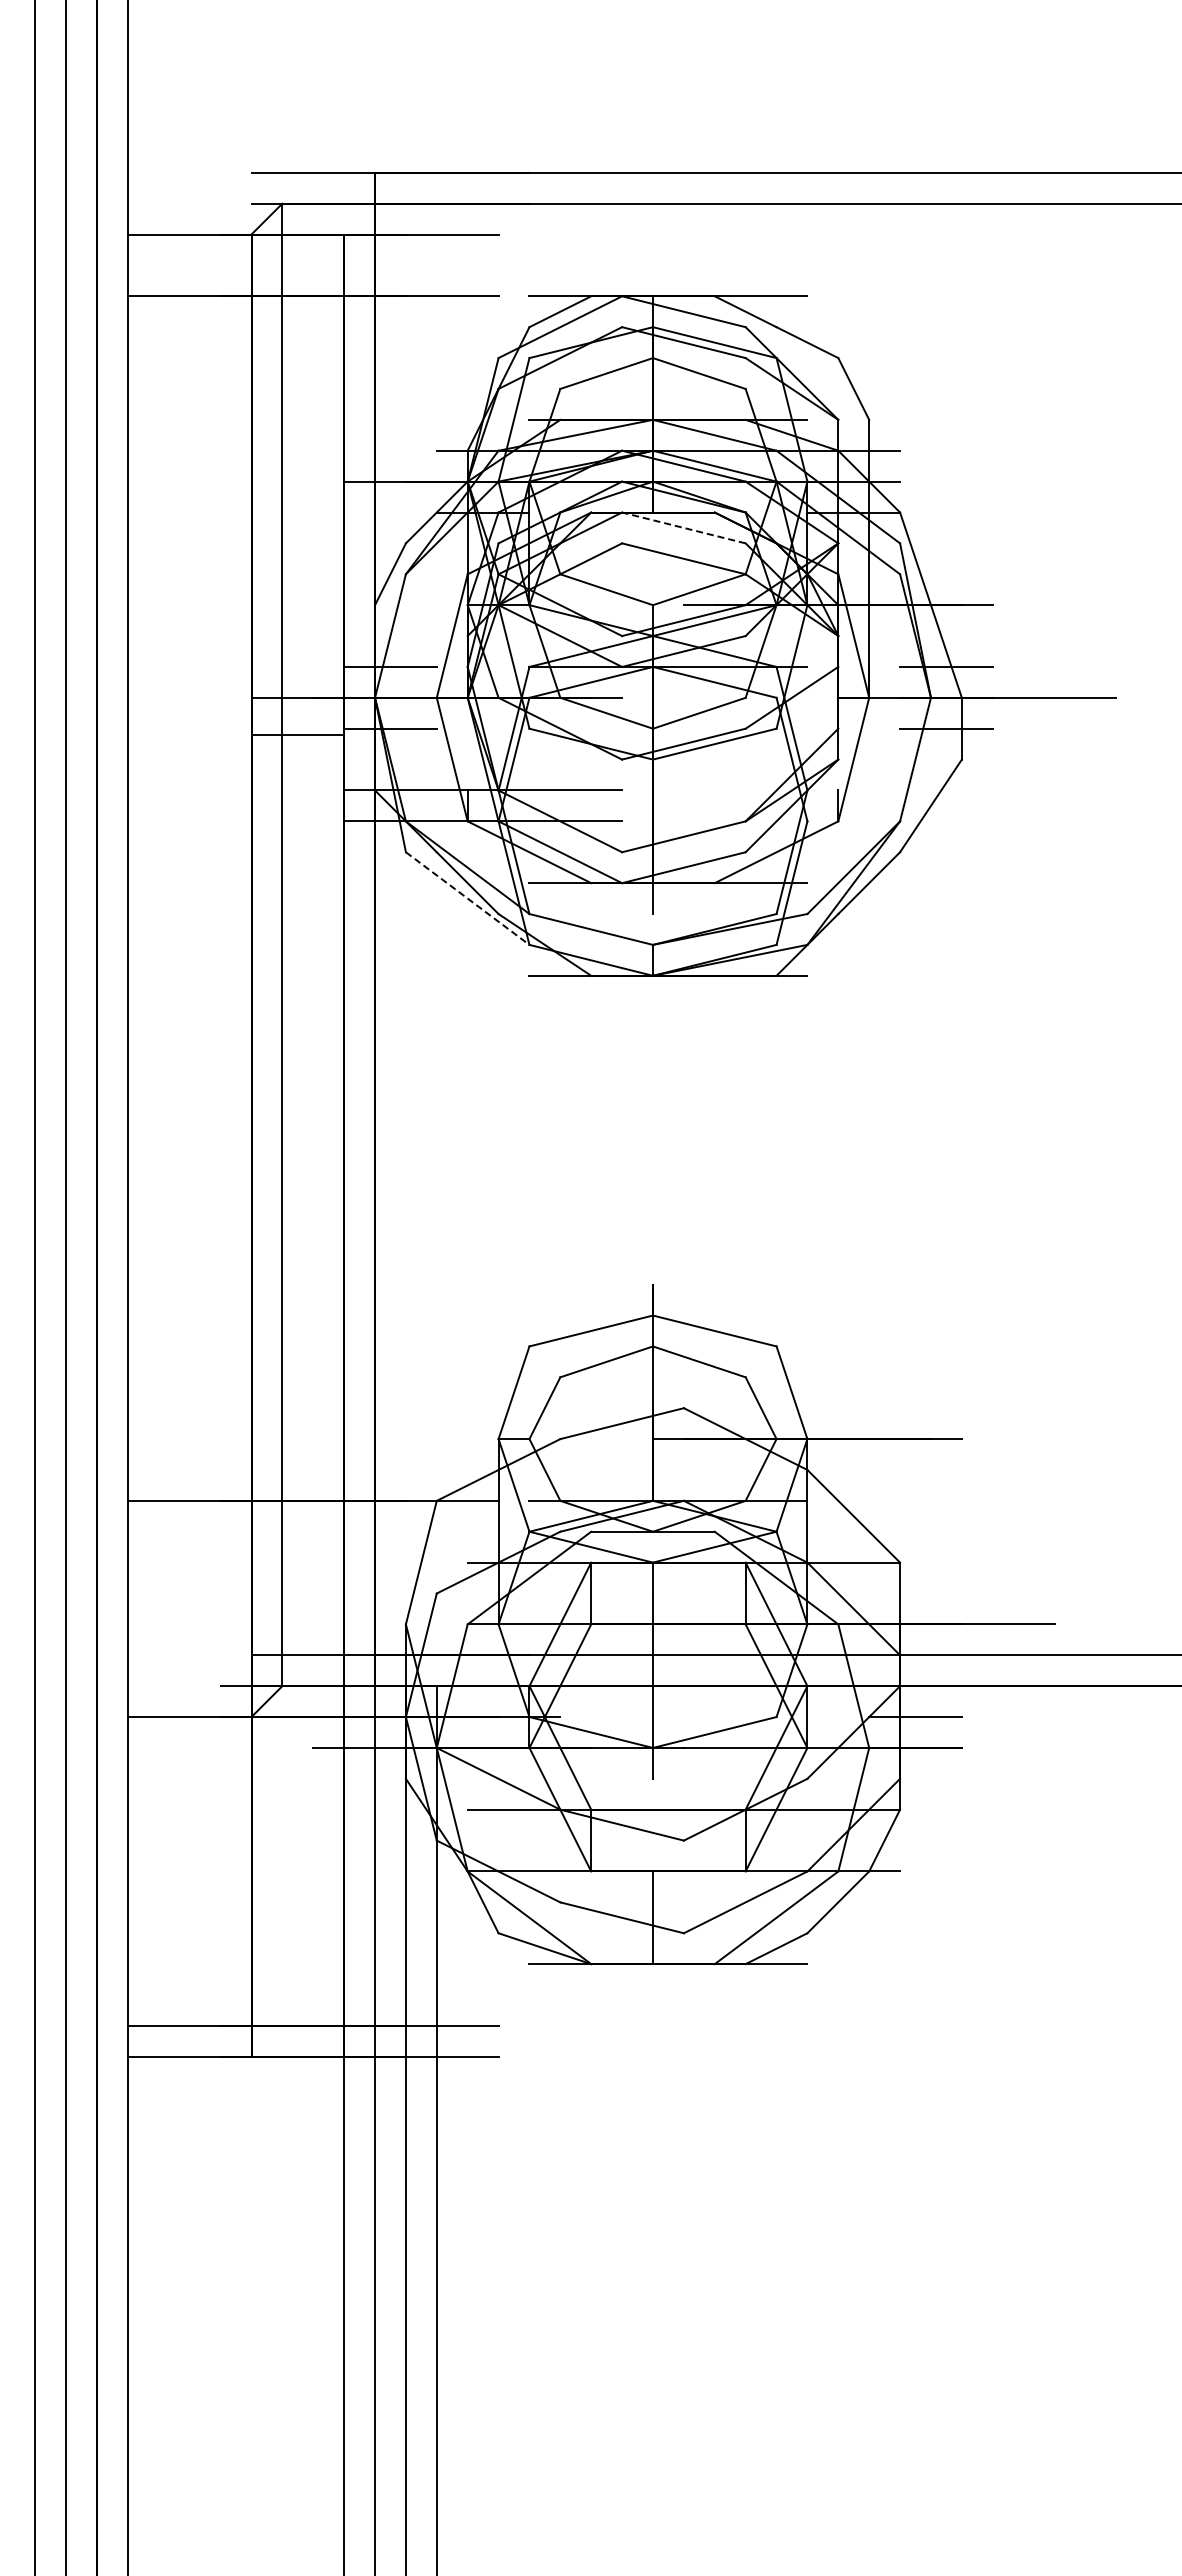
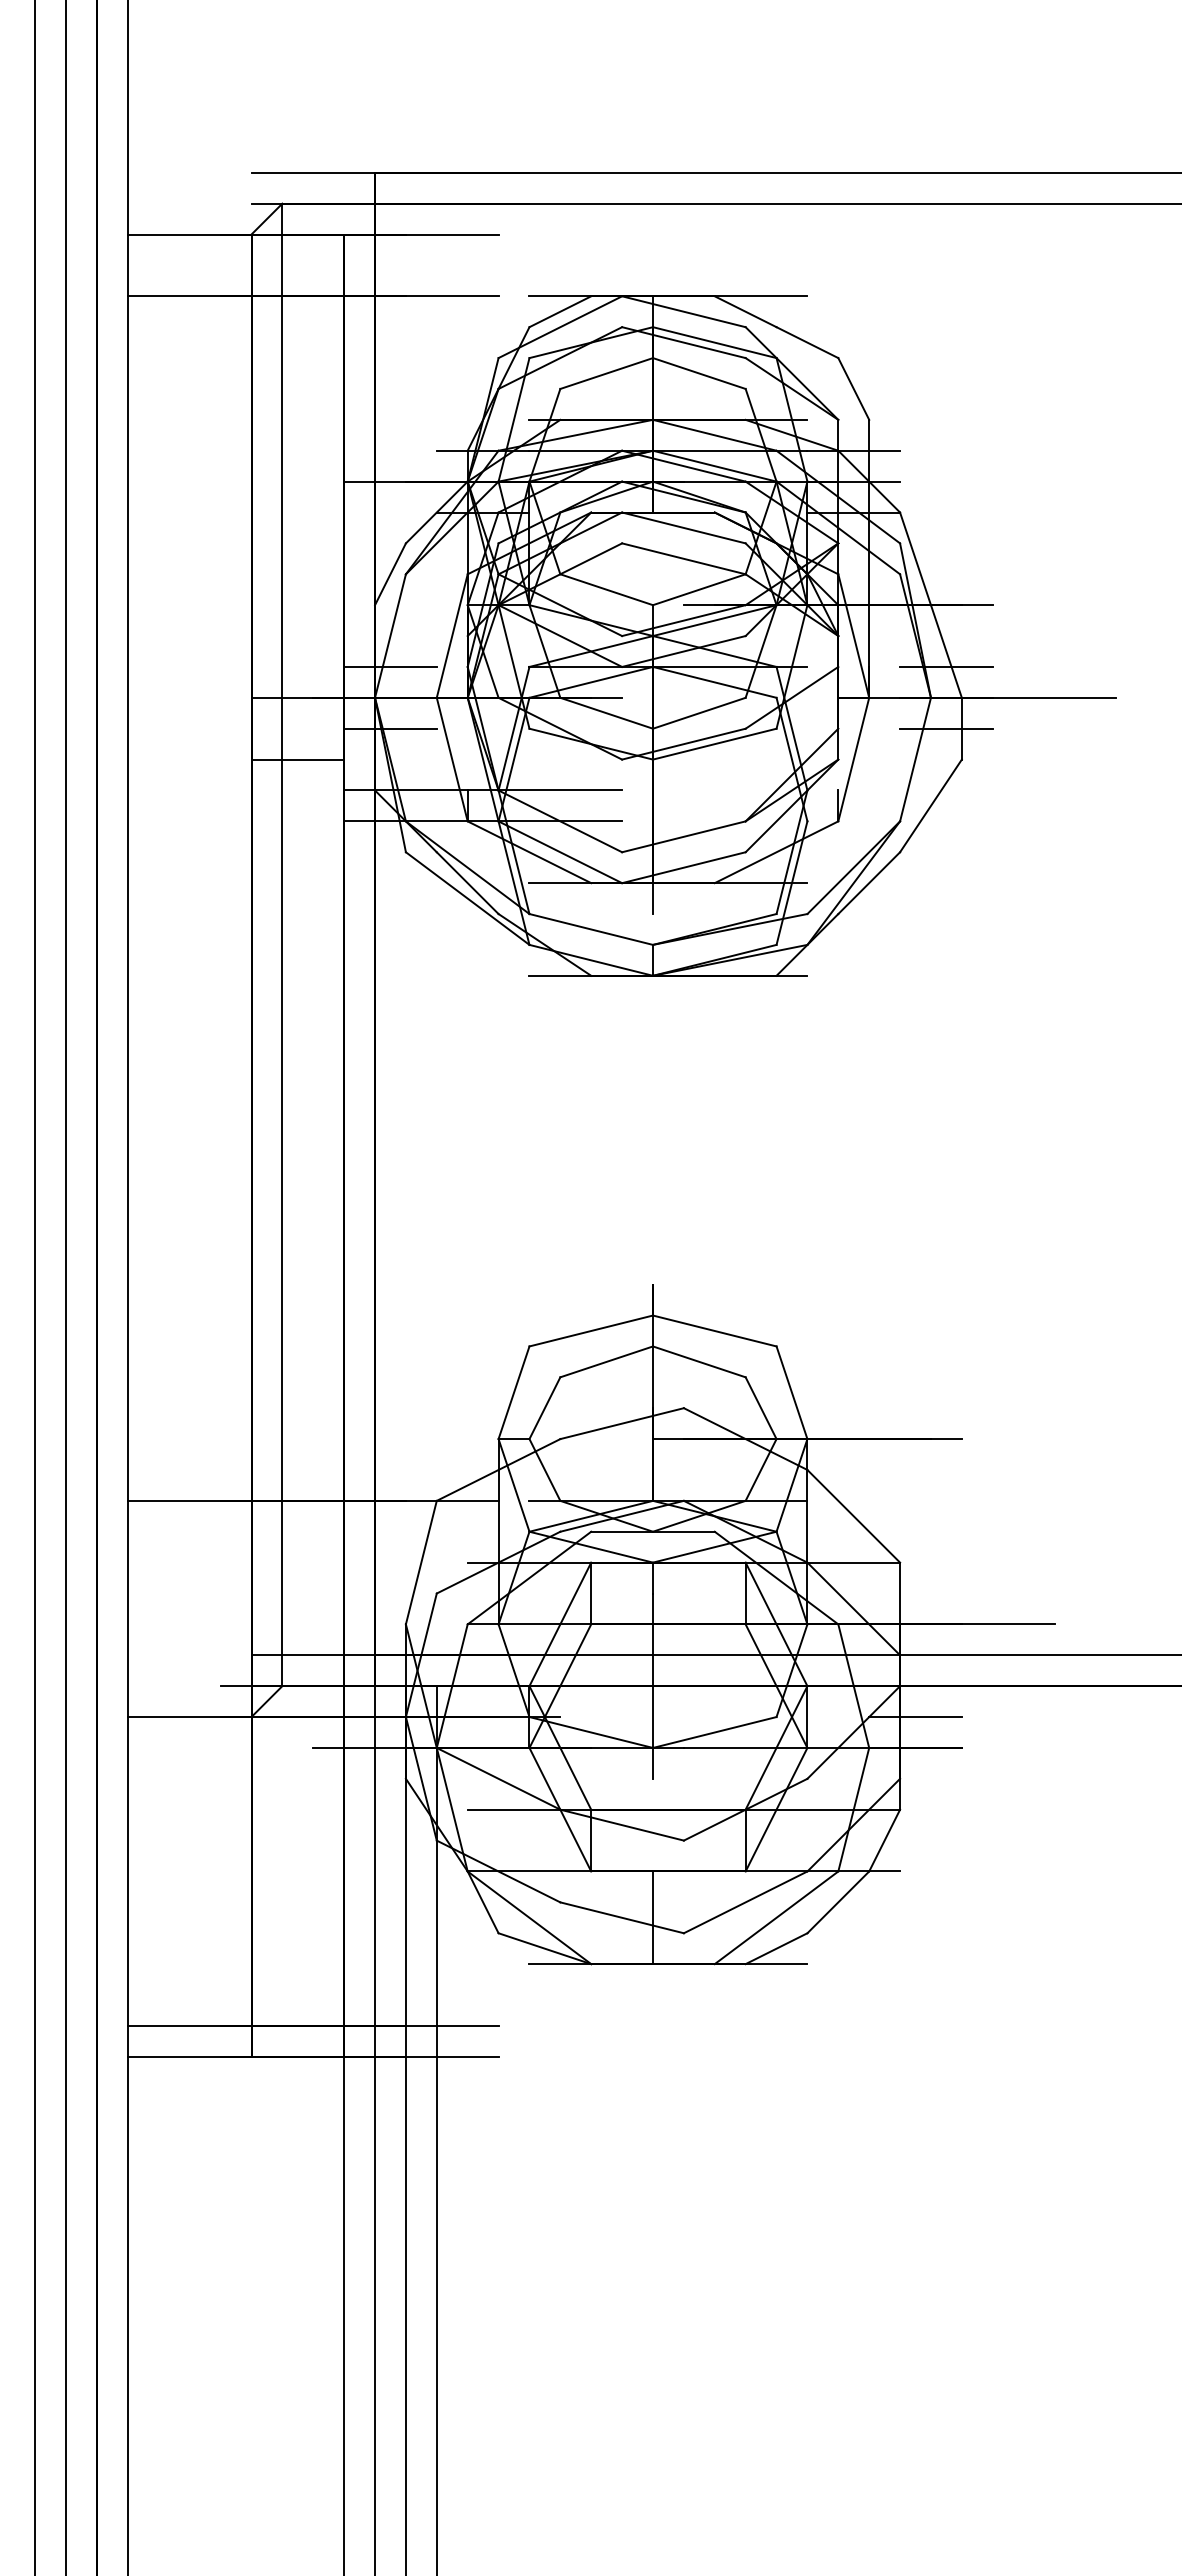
line: dashed -> solid (683, 527)
line position: (297, 734) -> (297, 759) (297, 759)
line: dashed -> solid (468, 898)
